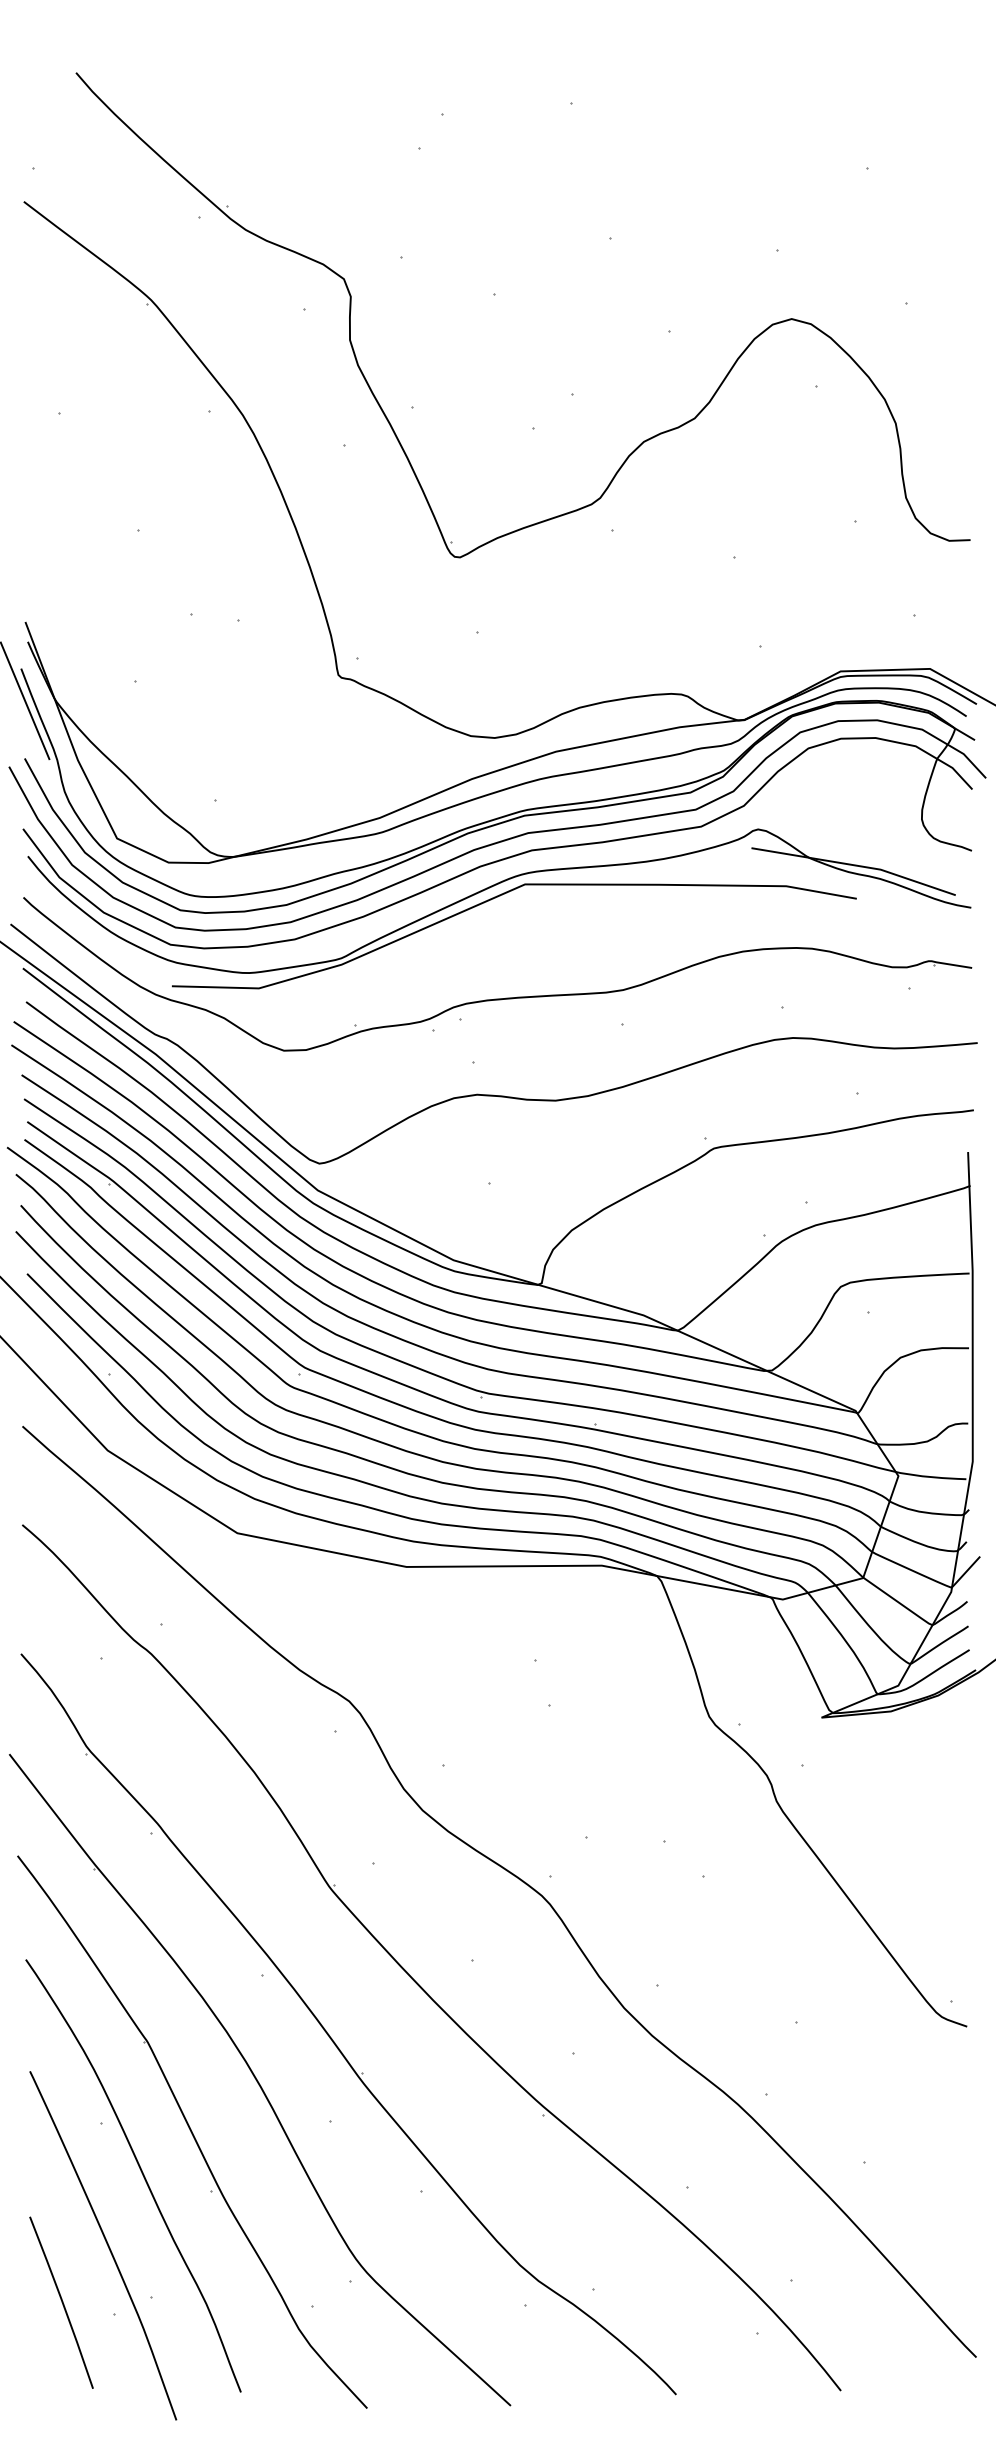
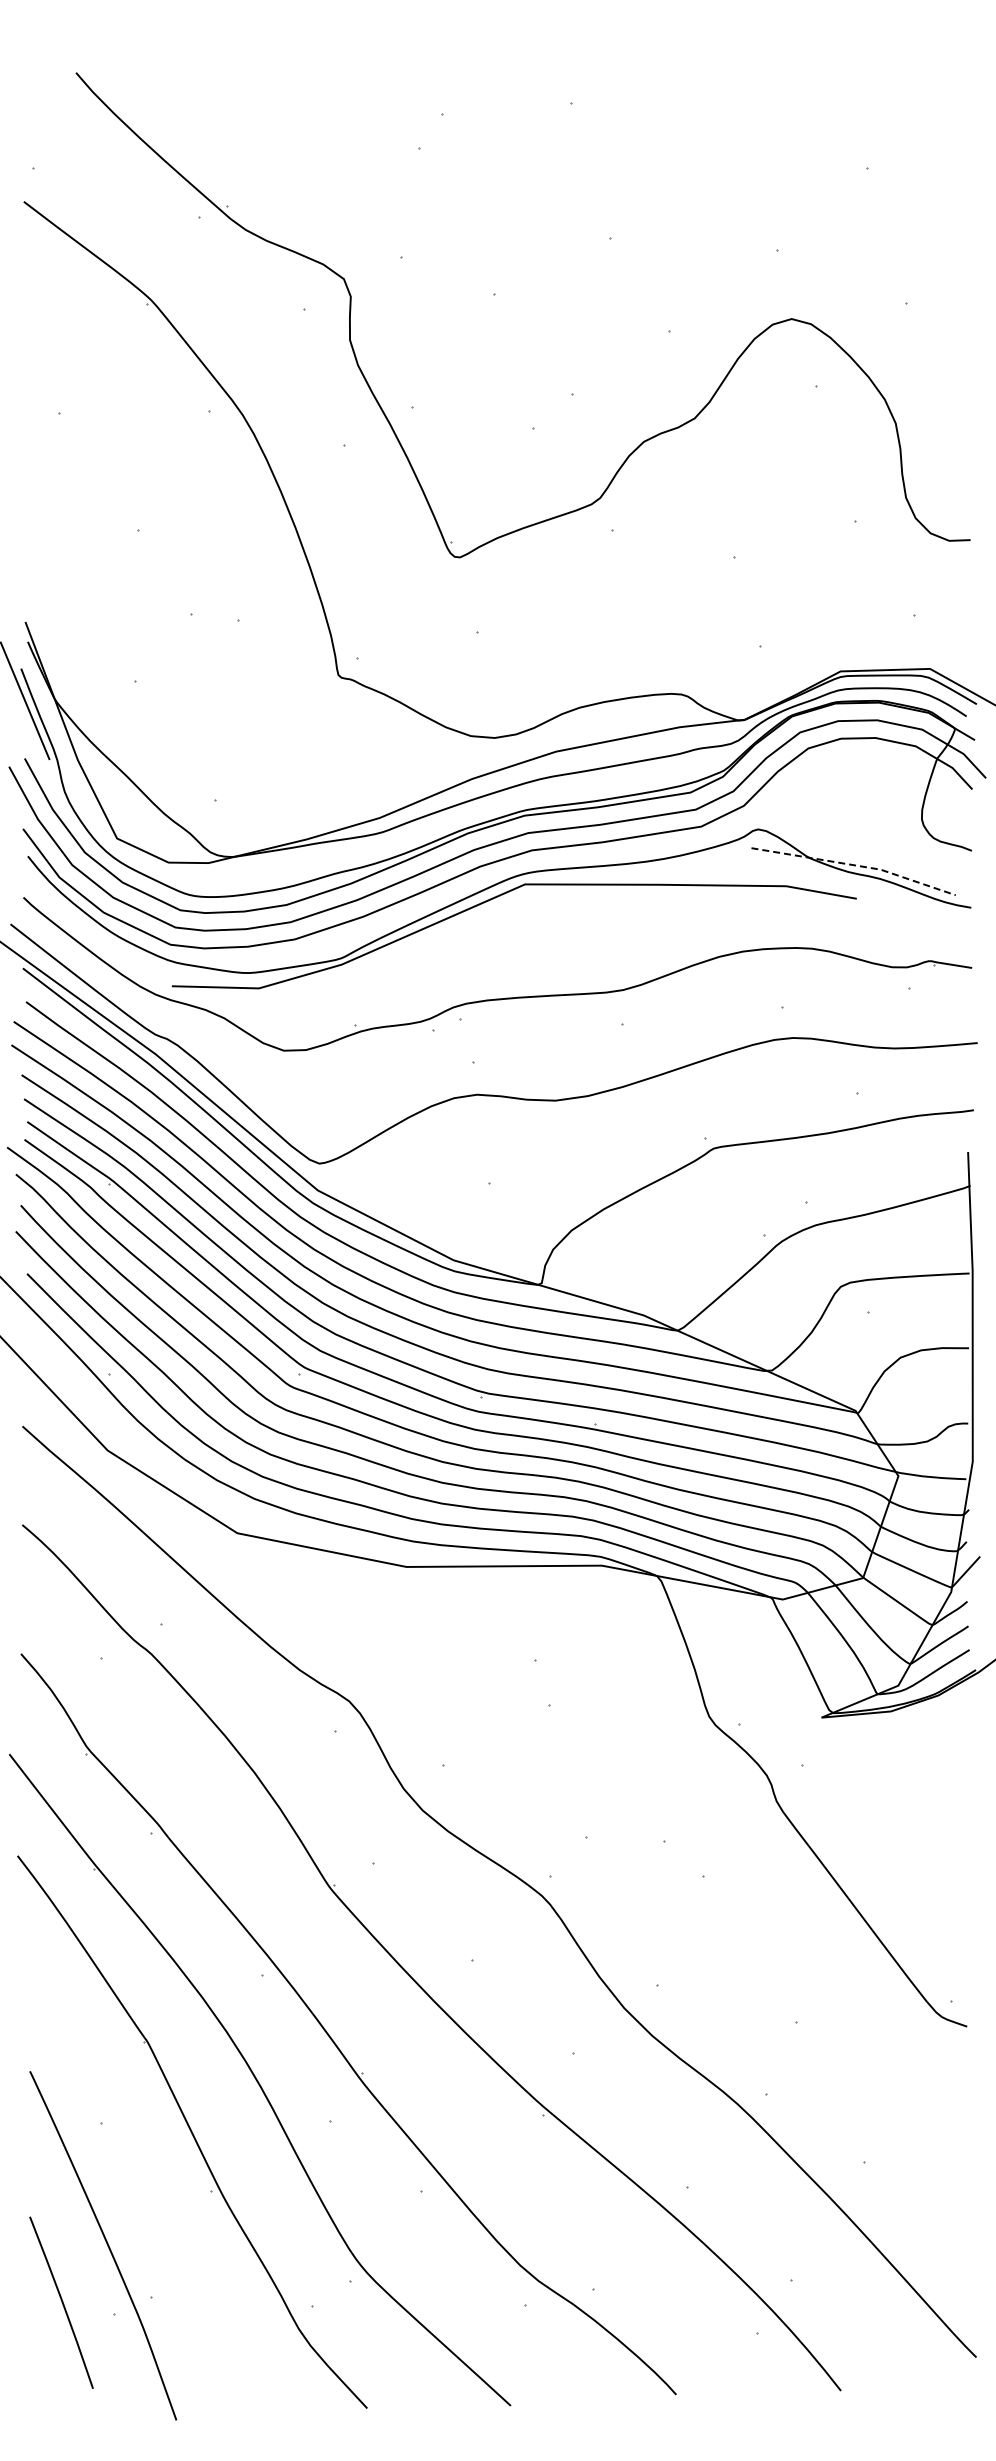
line: solid -> dashed (856, 865)
curve: present -> none (140, 2171)
